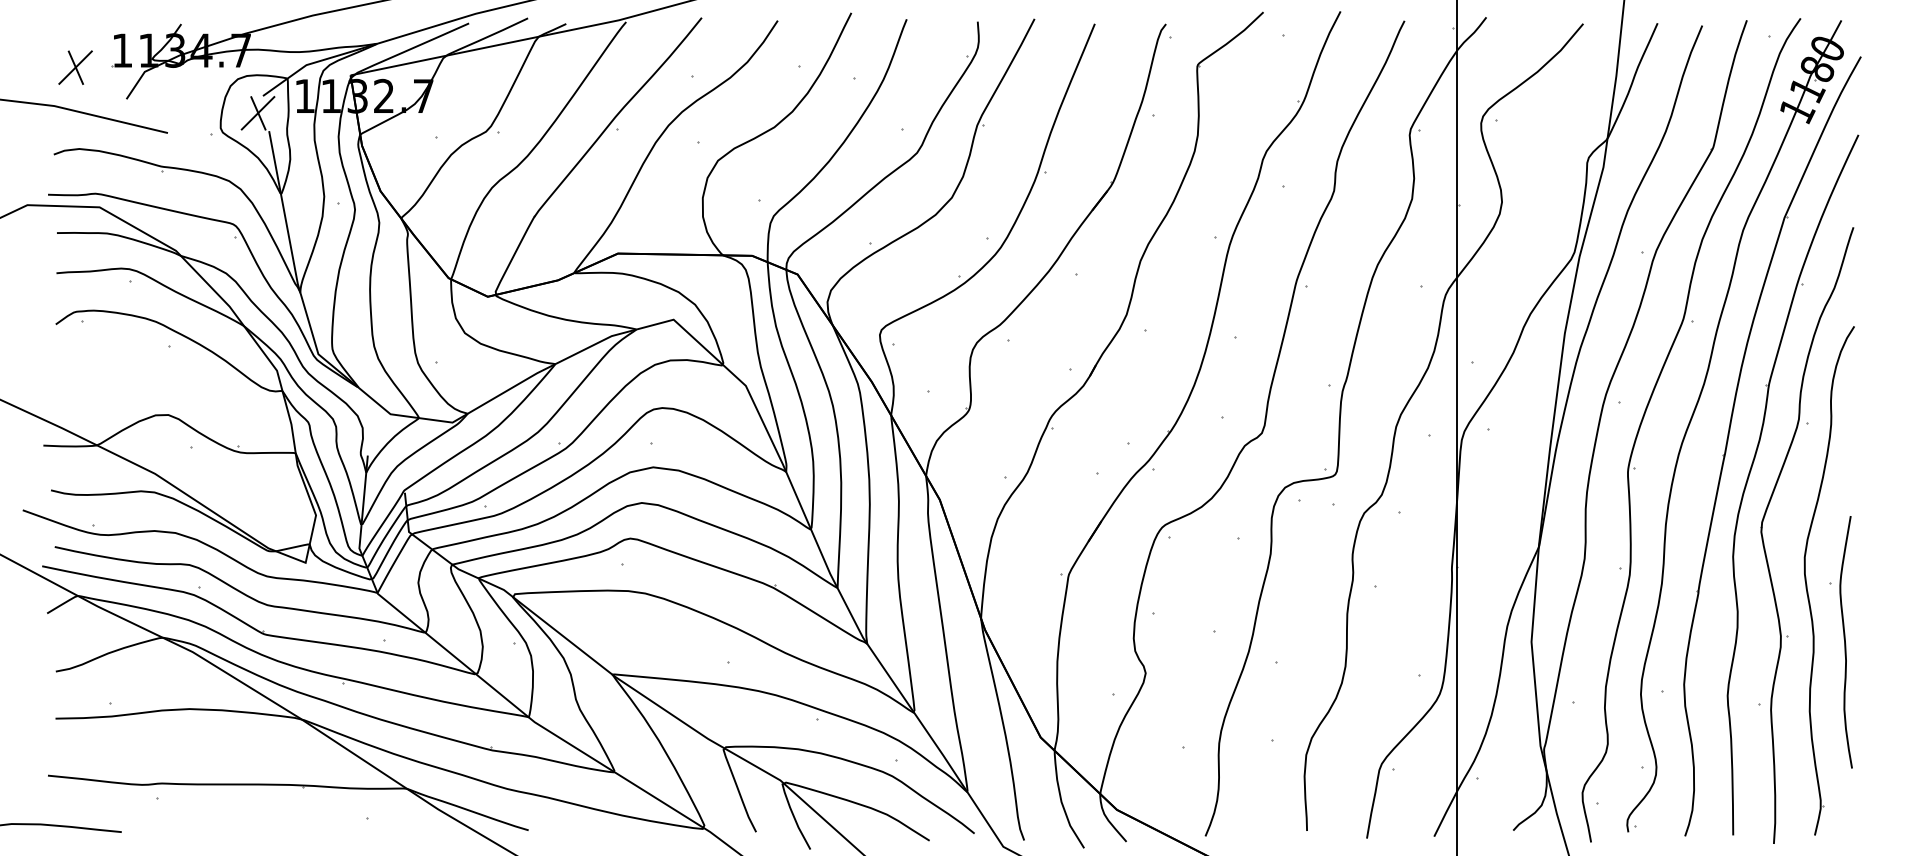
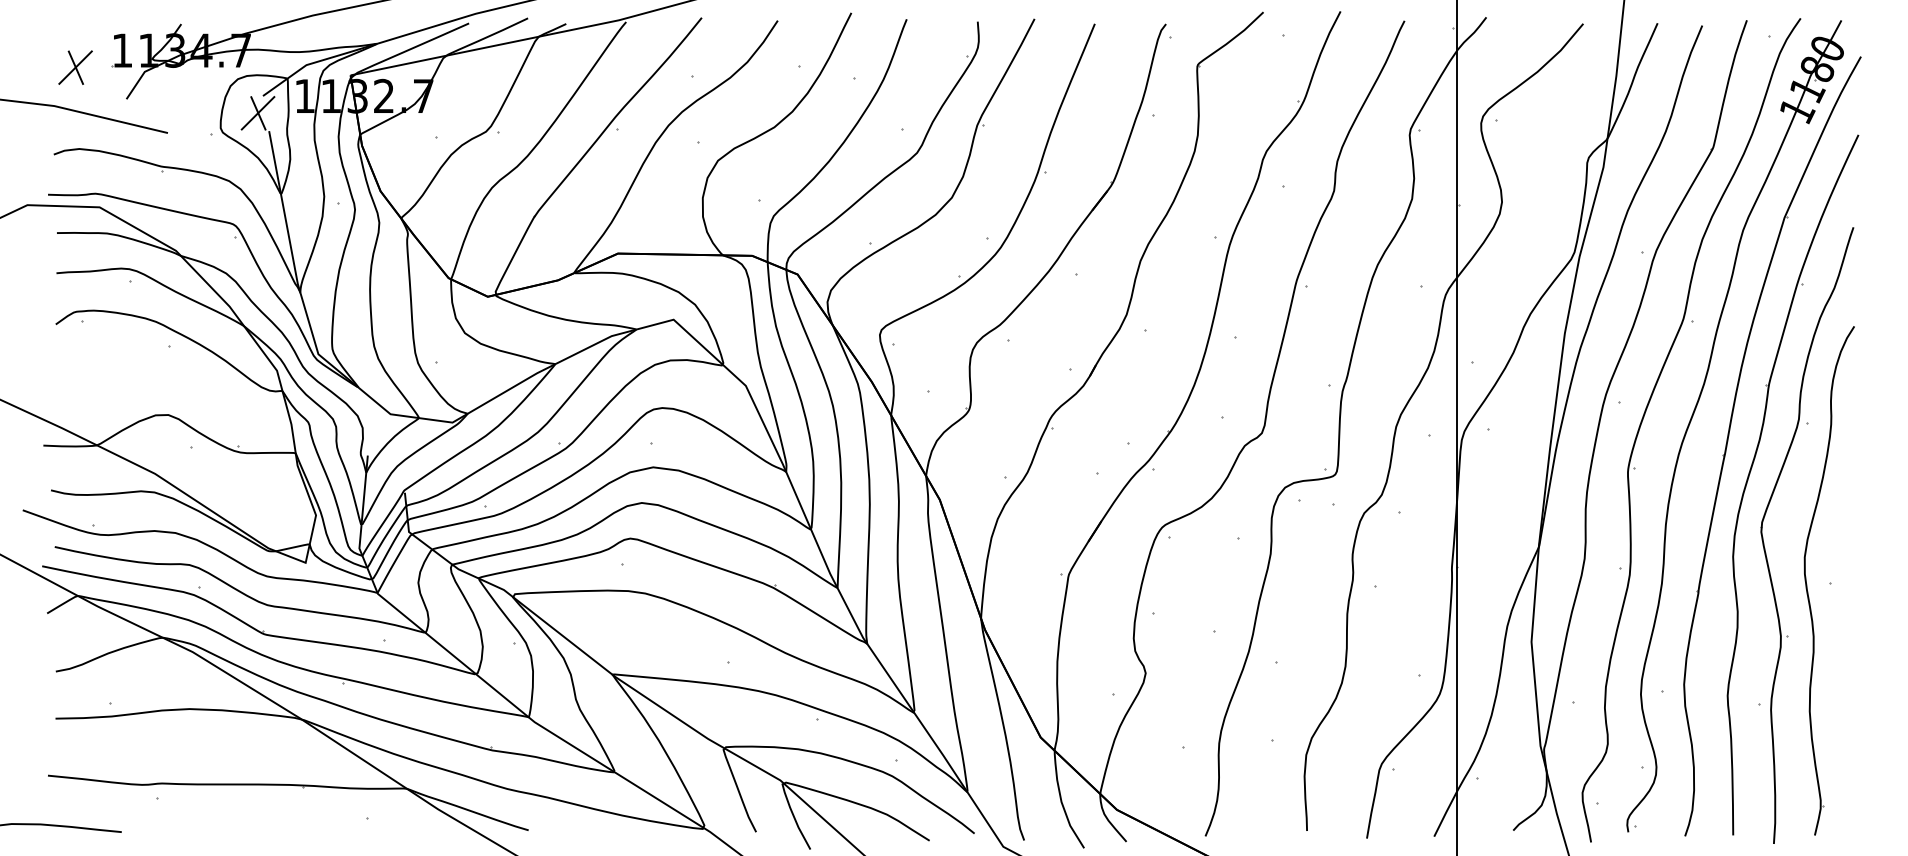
curve: present -> none (1845, 642)
